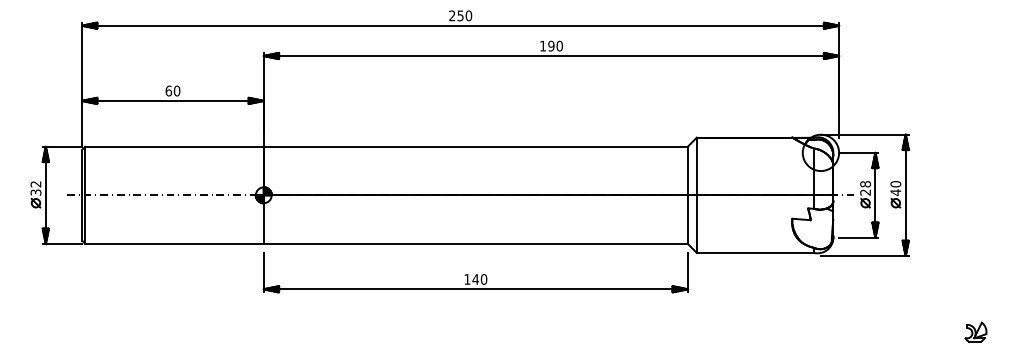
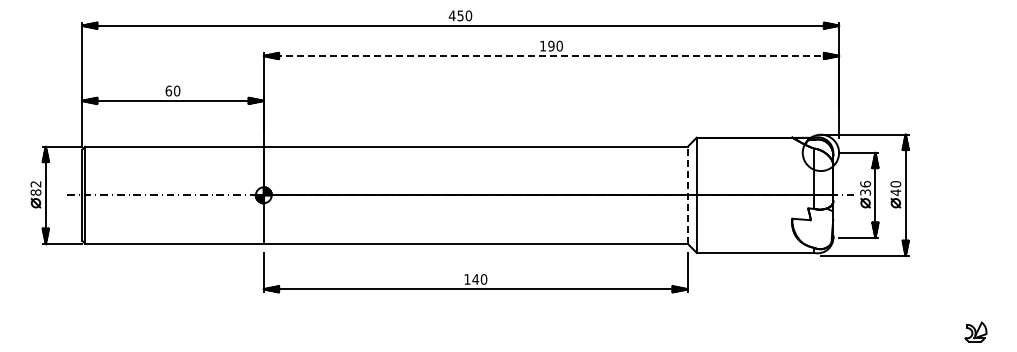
text: 250 -> 450 (451, 15)
line: solid -> dashed (551, 56)
text: 28 -> 36 (865, 188)
text: 32 -> 82 (35, 192)
line: solid -> dashed (687, 194)
